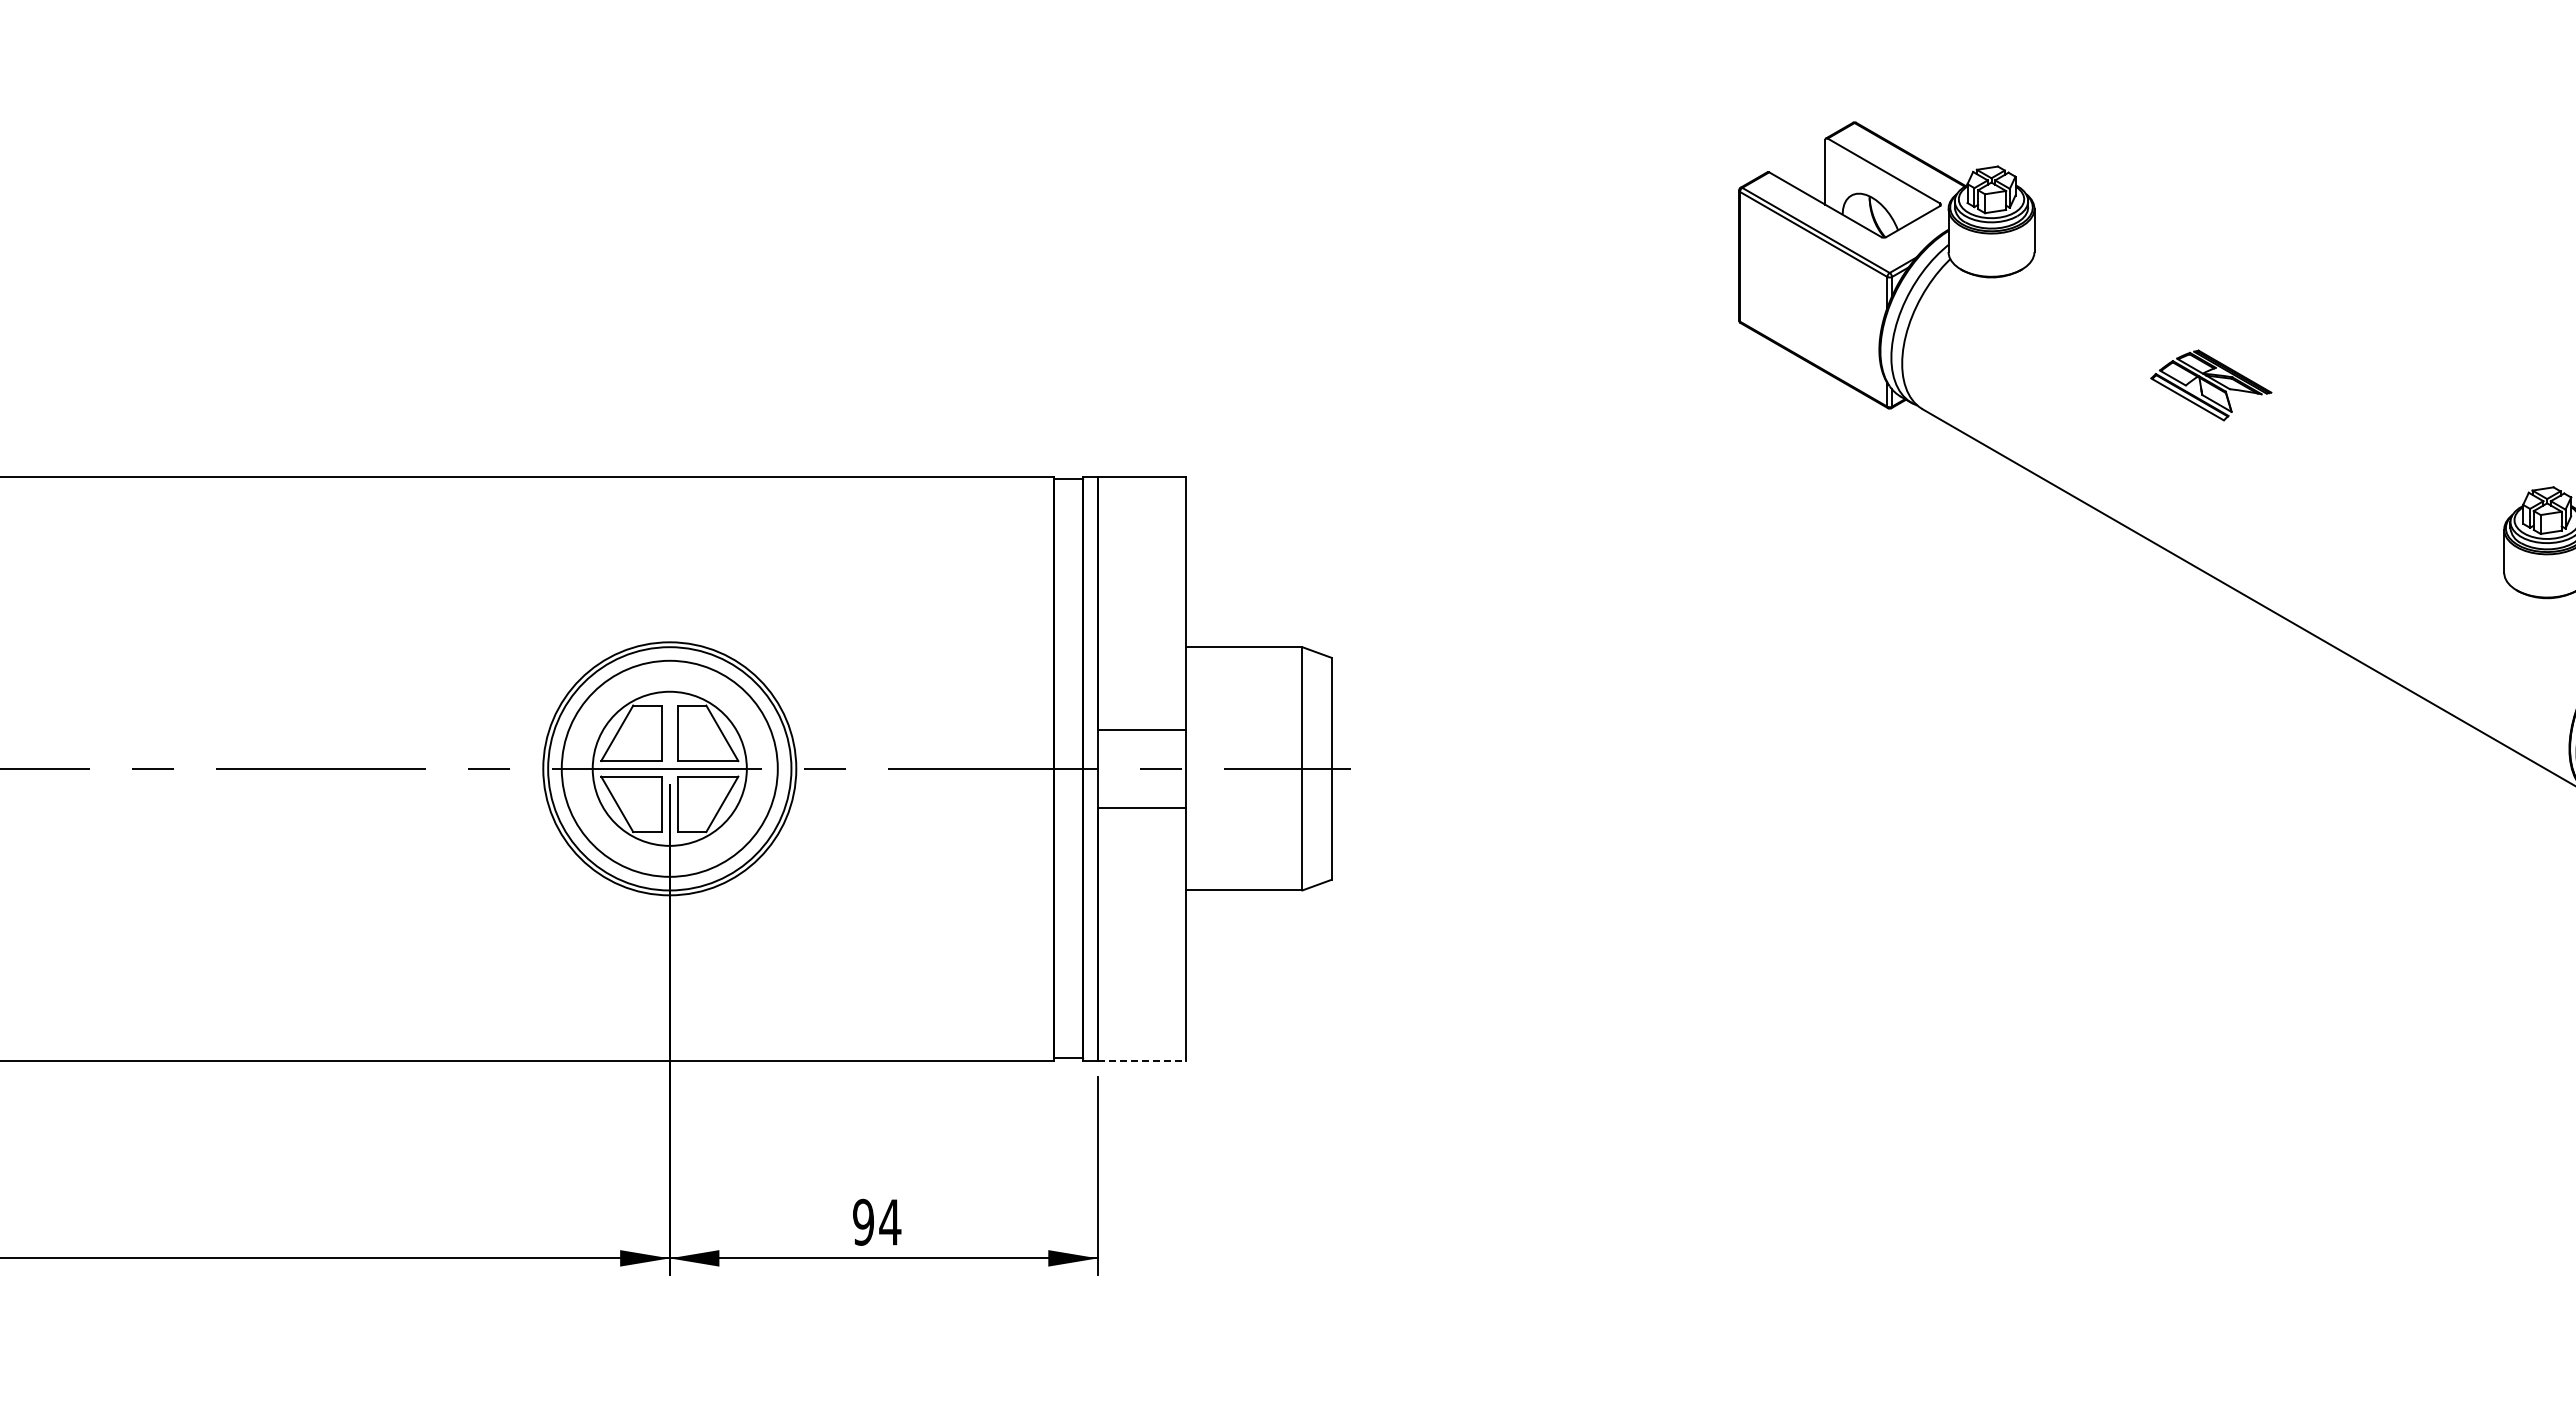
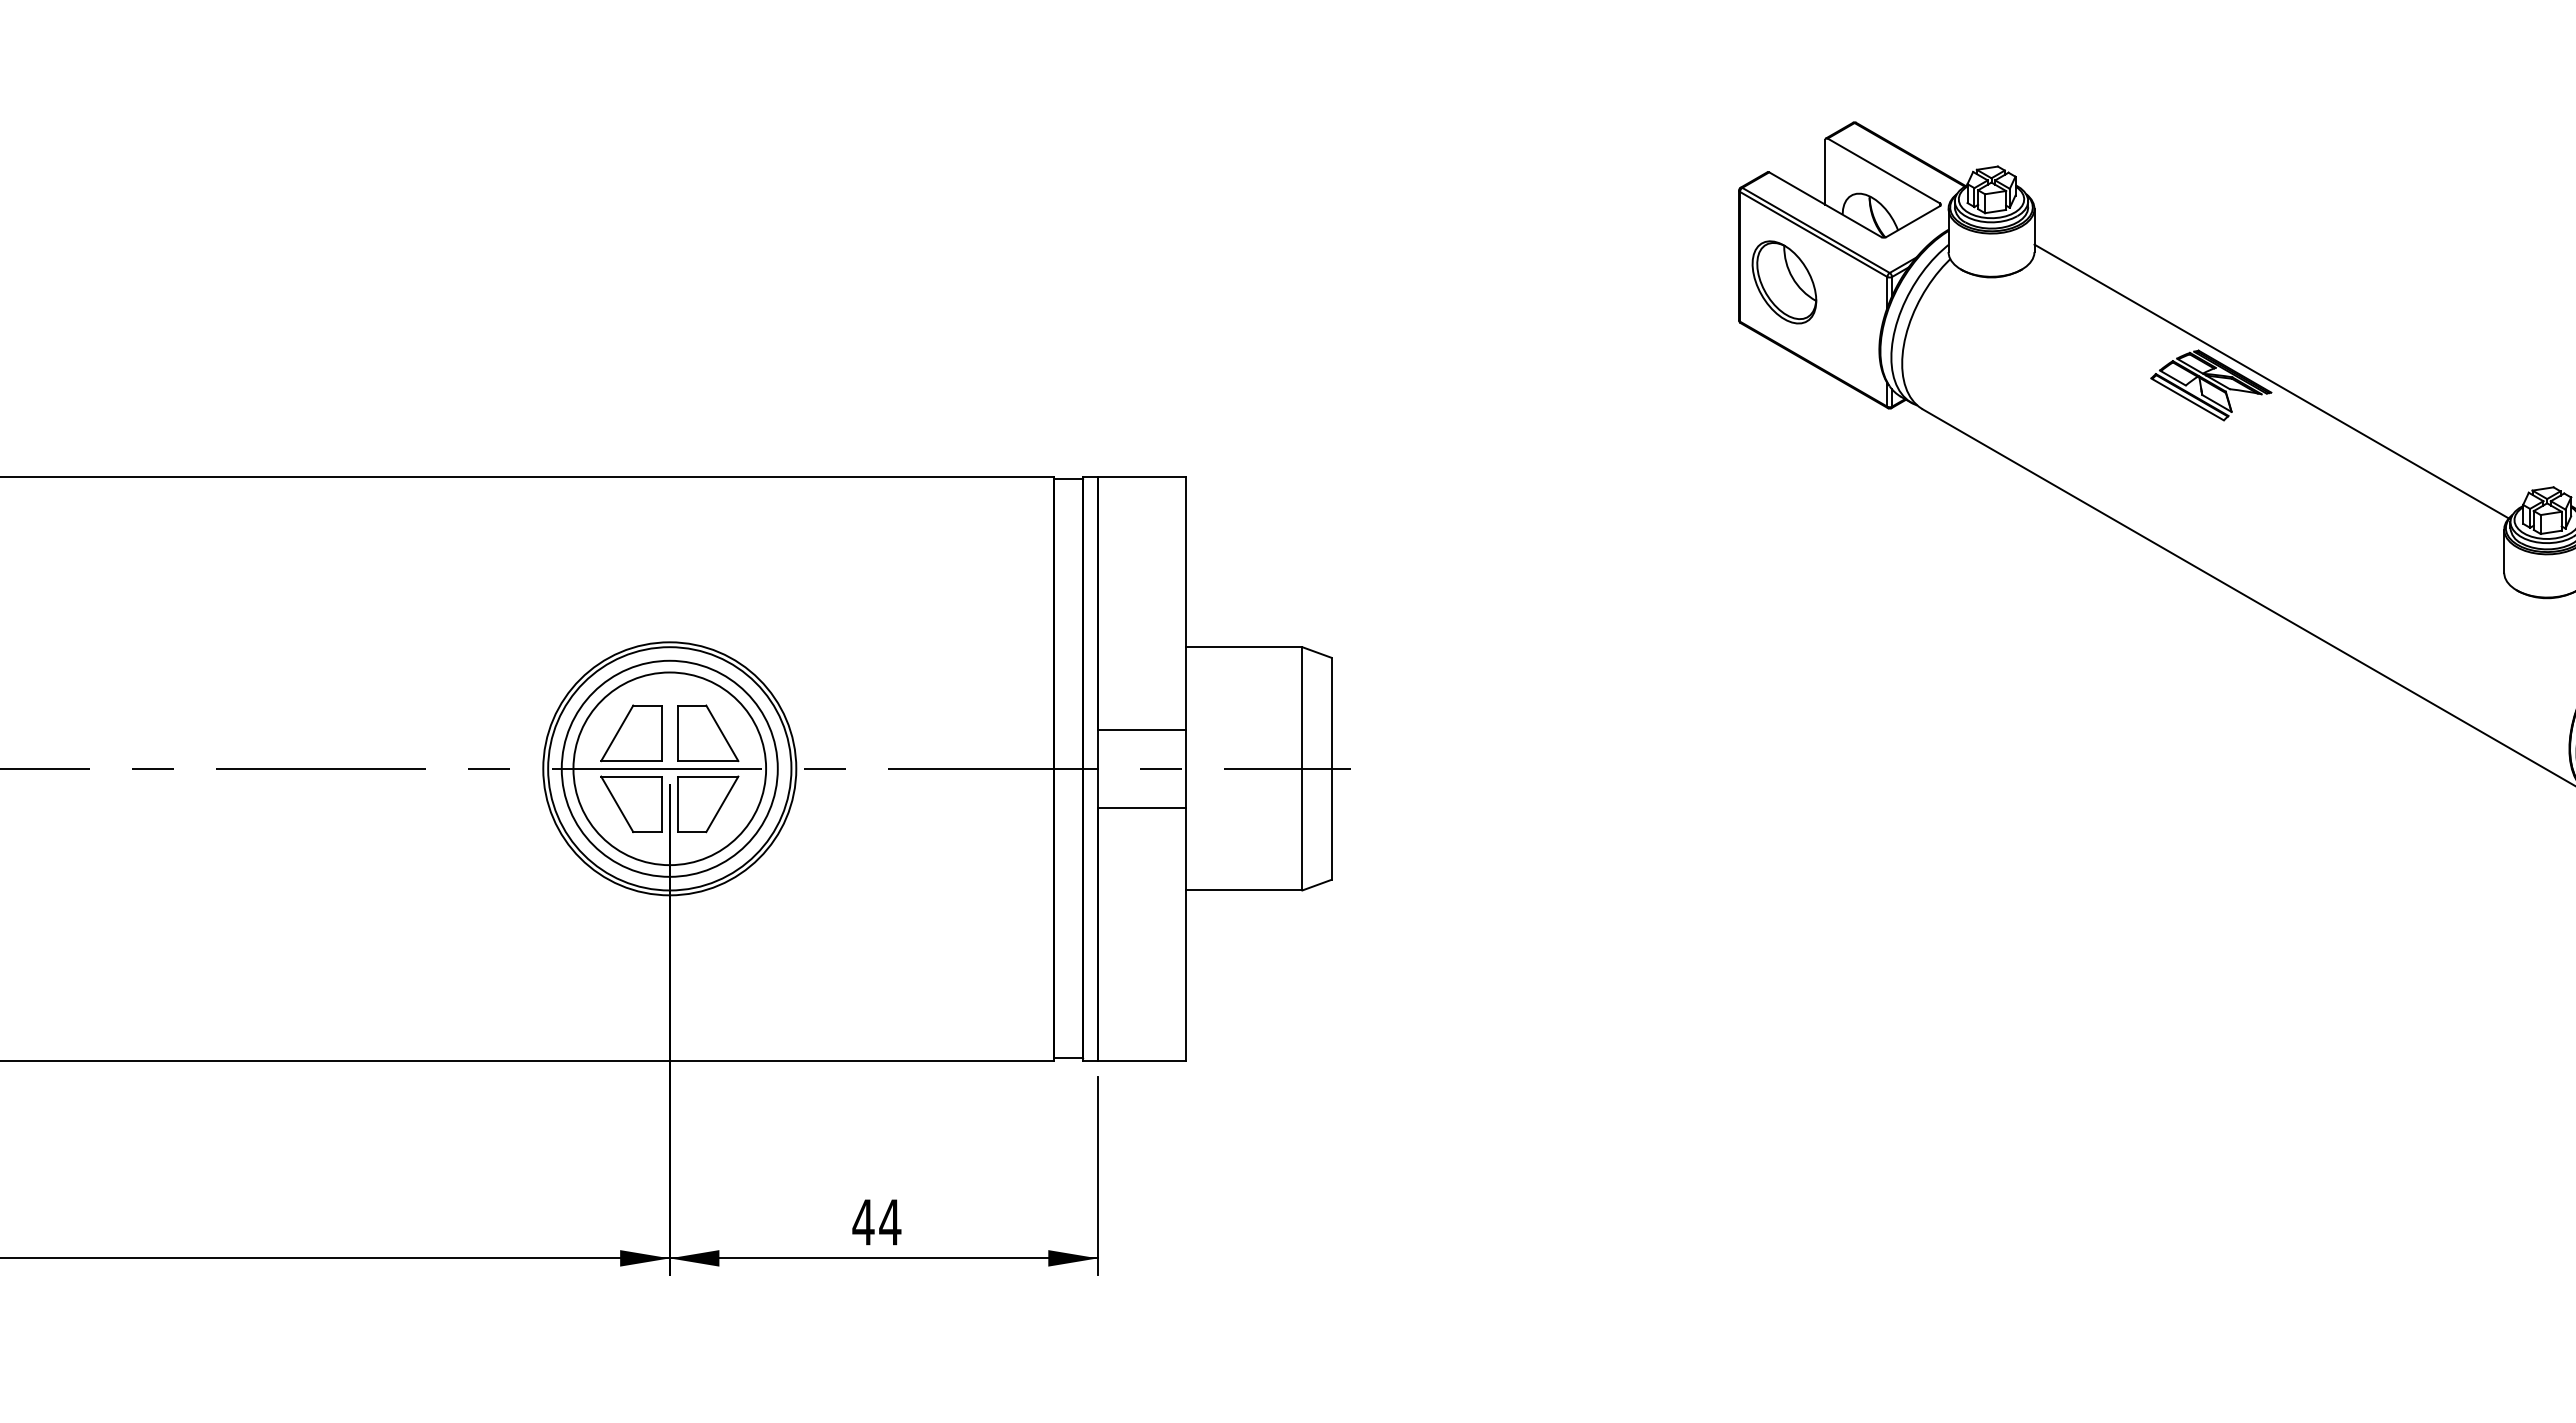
part: none -> present (1784, 282)
line: none -> present (2271, 381)
circle diameter: 154 px -> 193 px (669, 768)
line: dashed -> solid (1141, 1060)
text: 94 -> 44 (863, 1221)
